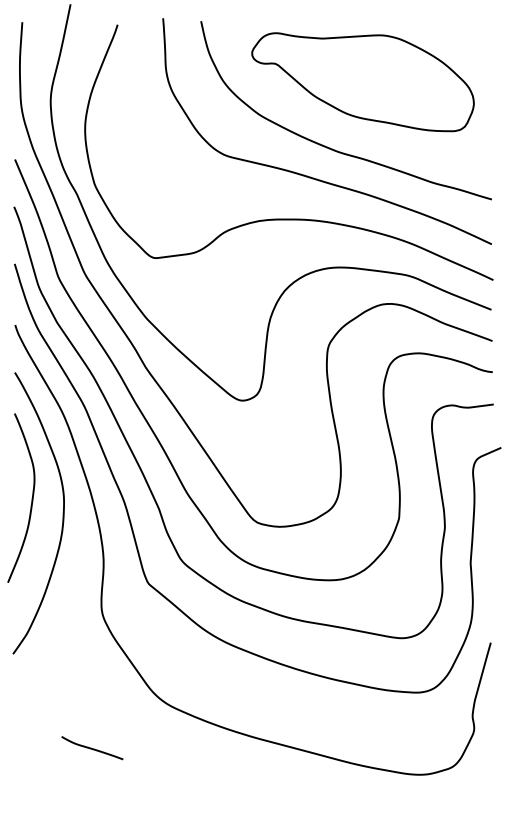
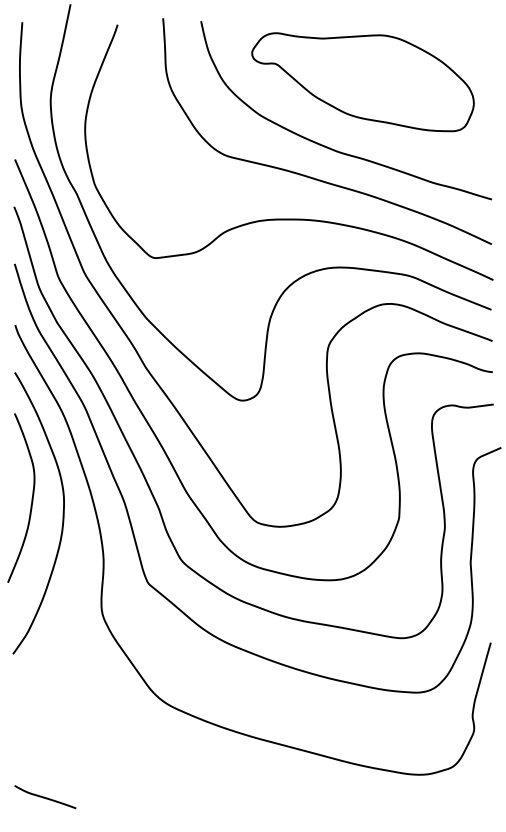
curve position: (92, 748) -> (45, 797) (45, 797)
